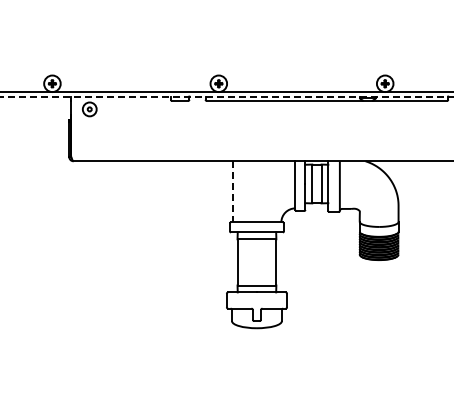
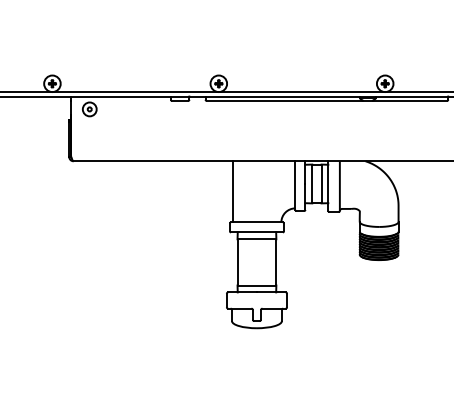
line: dashed -> solid (227, 96)
line: dashed -> solid (232, 191)
